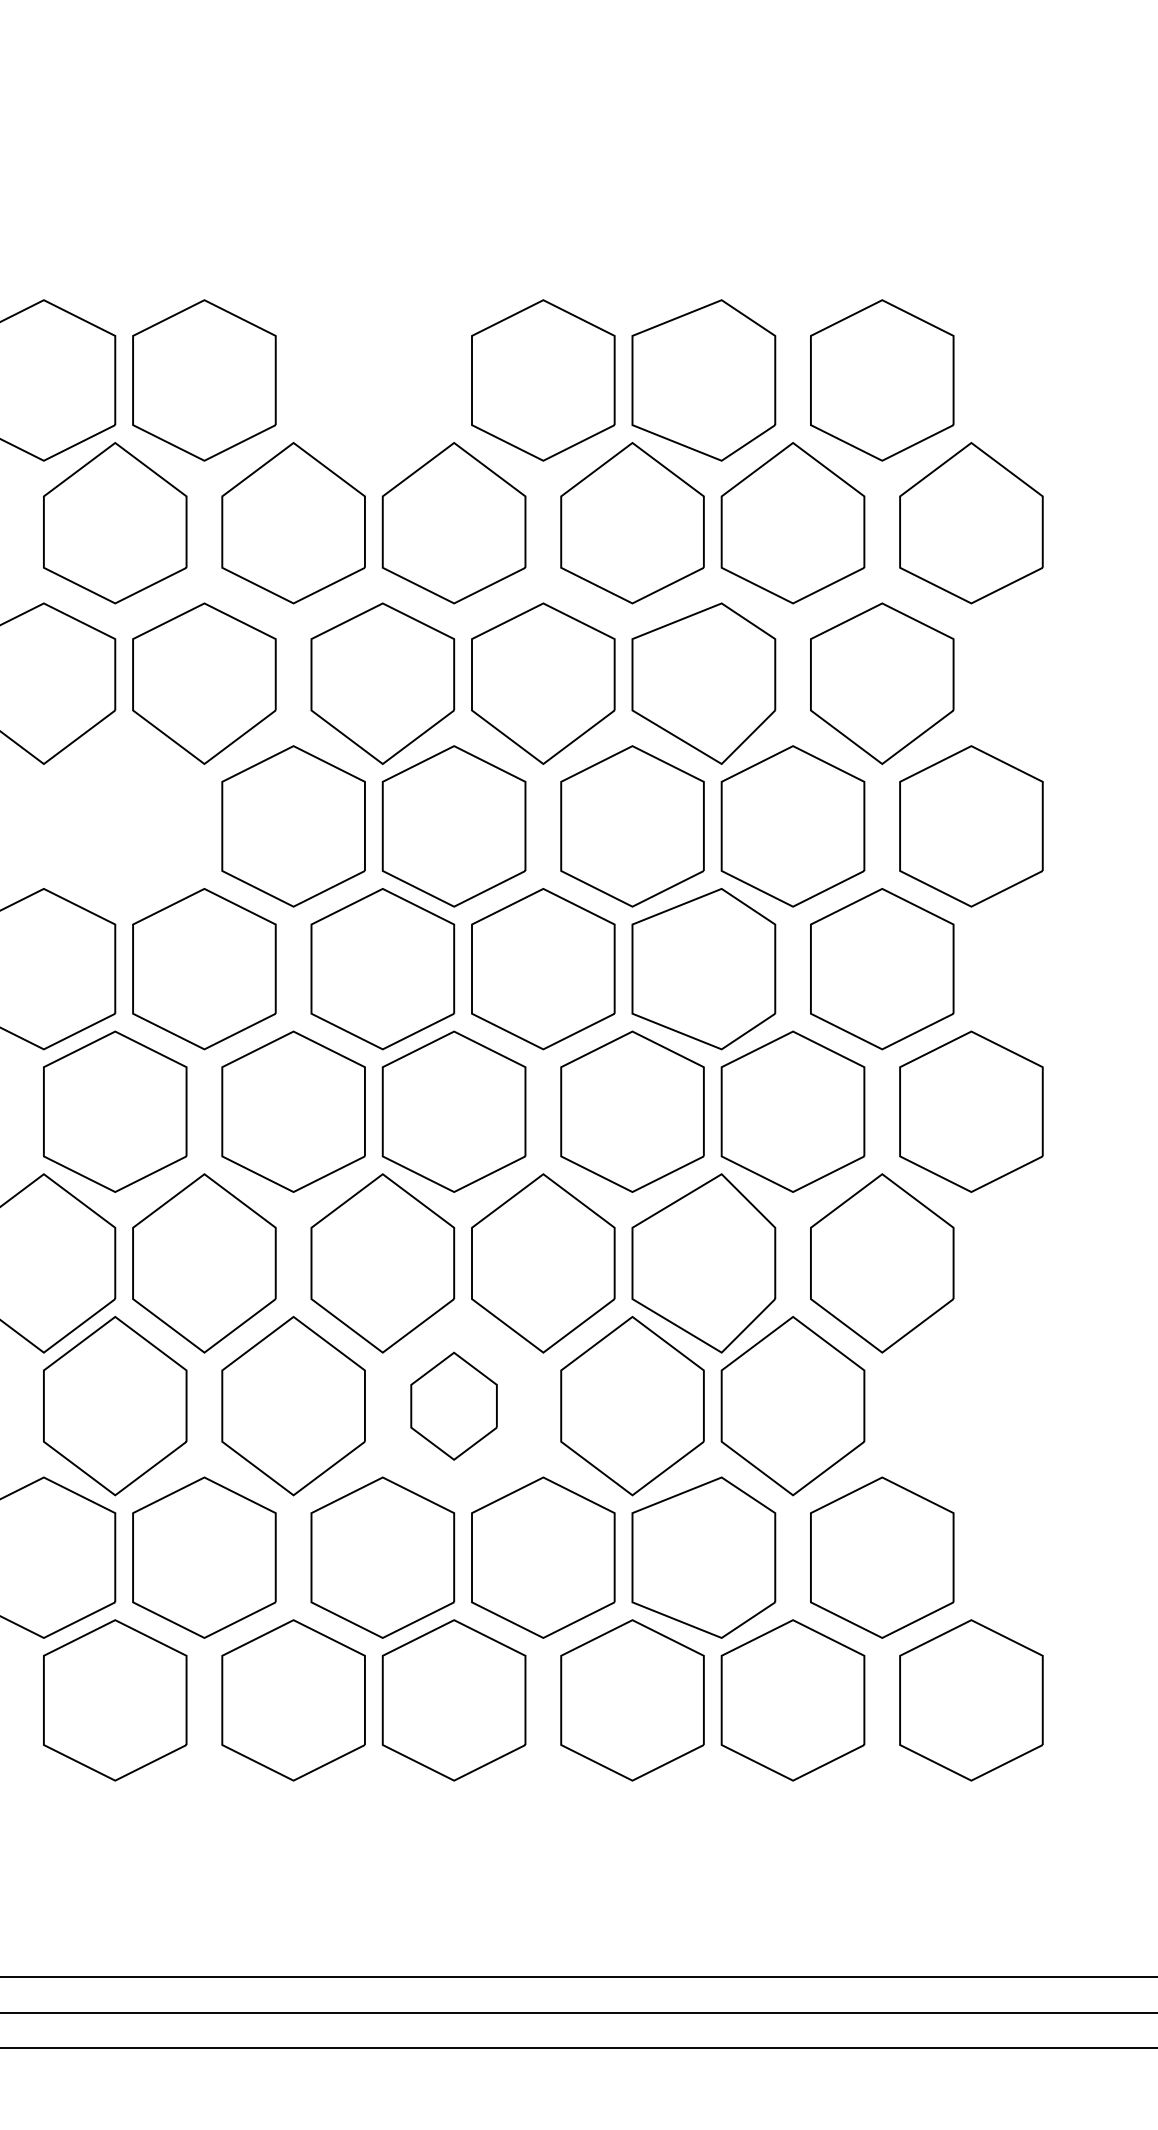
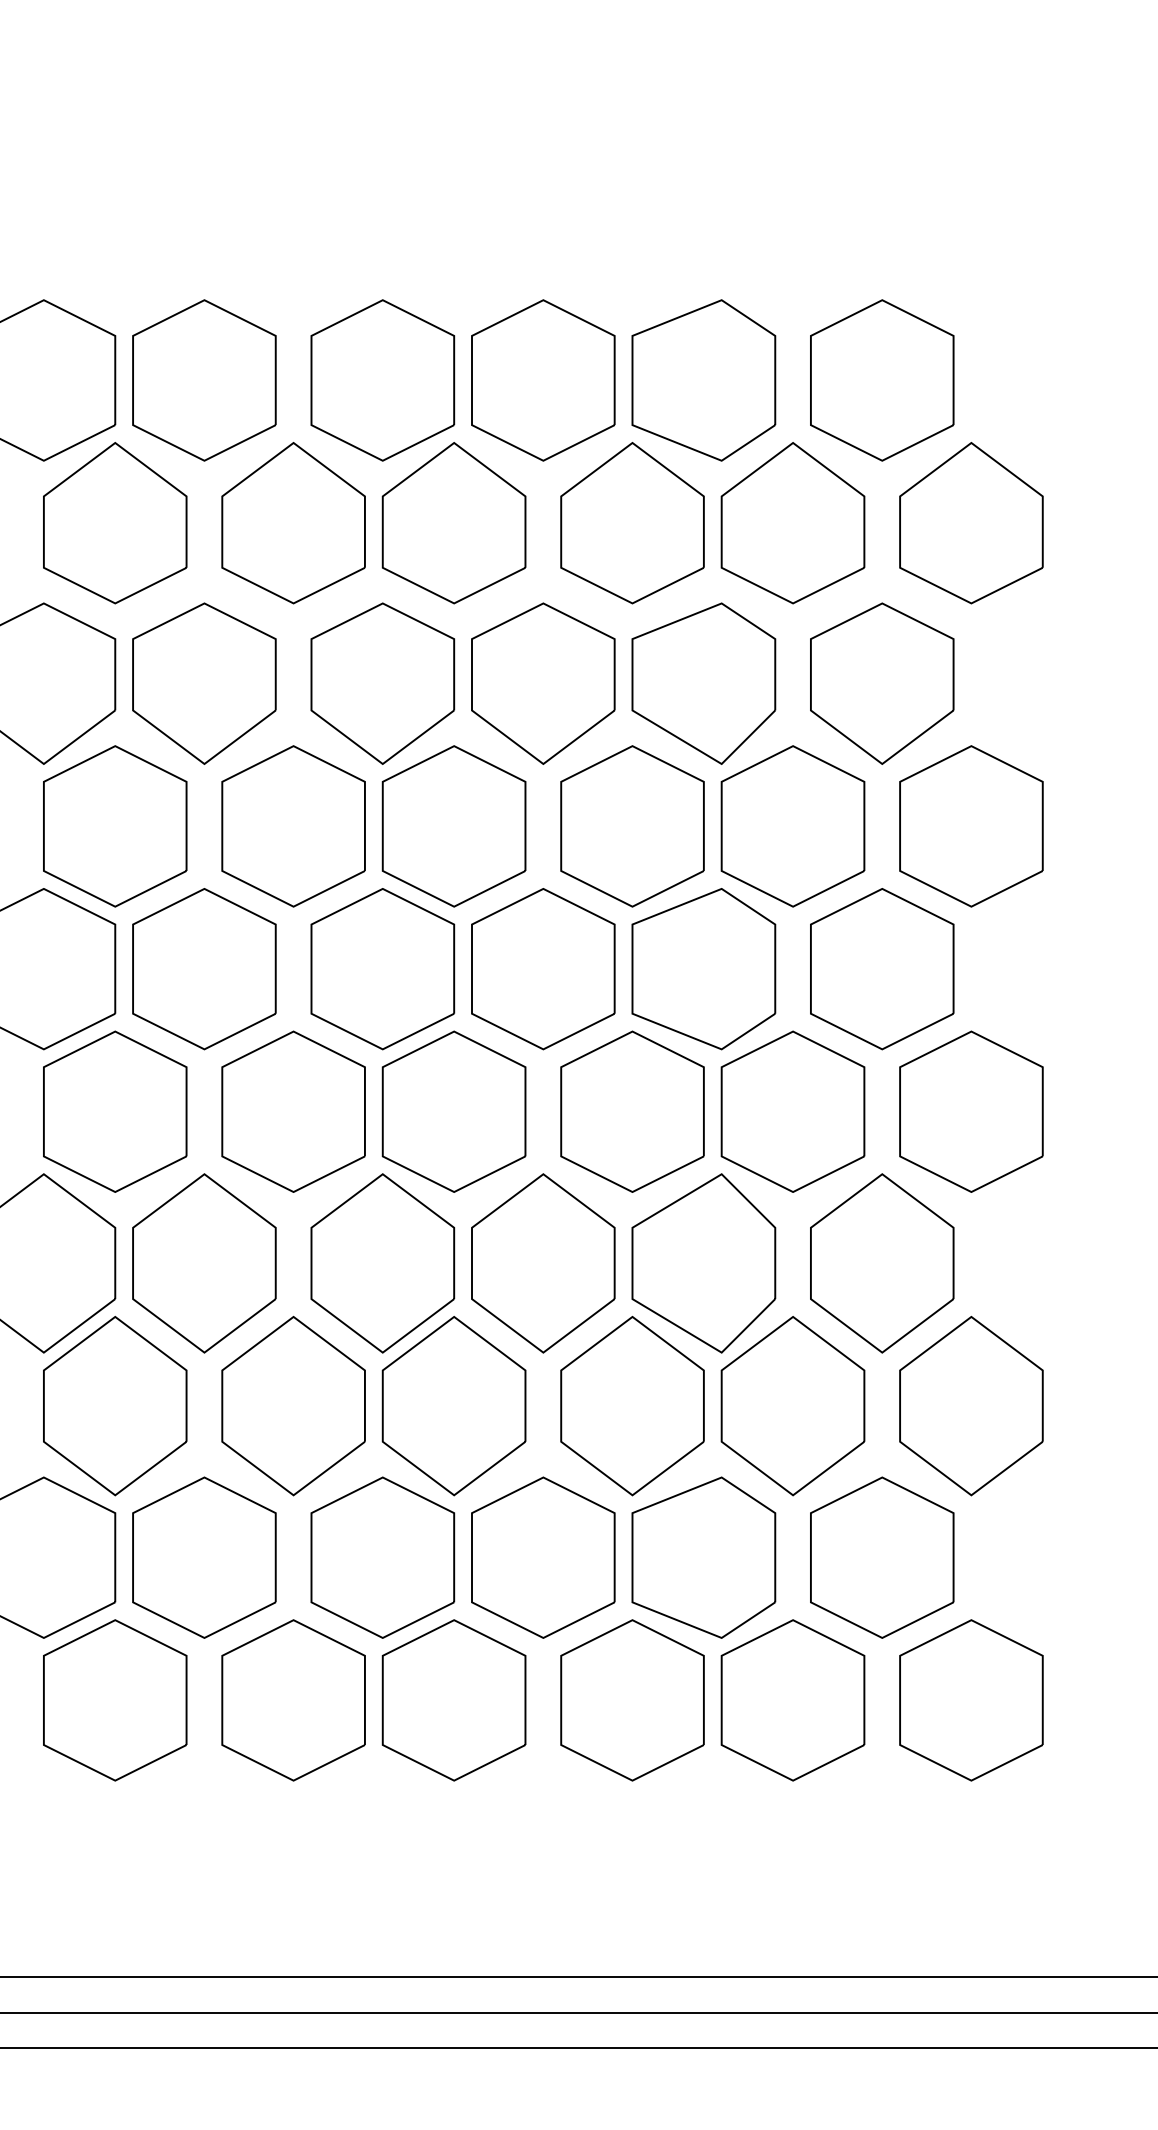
part: none -> present (382, 380)
part: none -> present (115, 826)
part size: 88x110 px -> 146x181 px (453, 1406)
part: none -> present (971, 1406)
